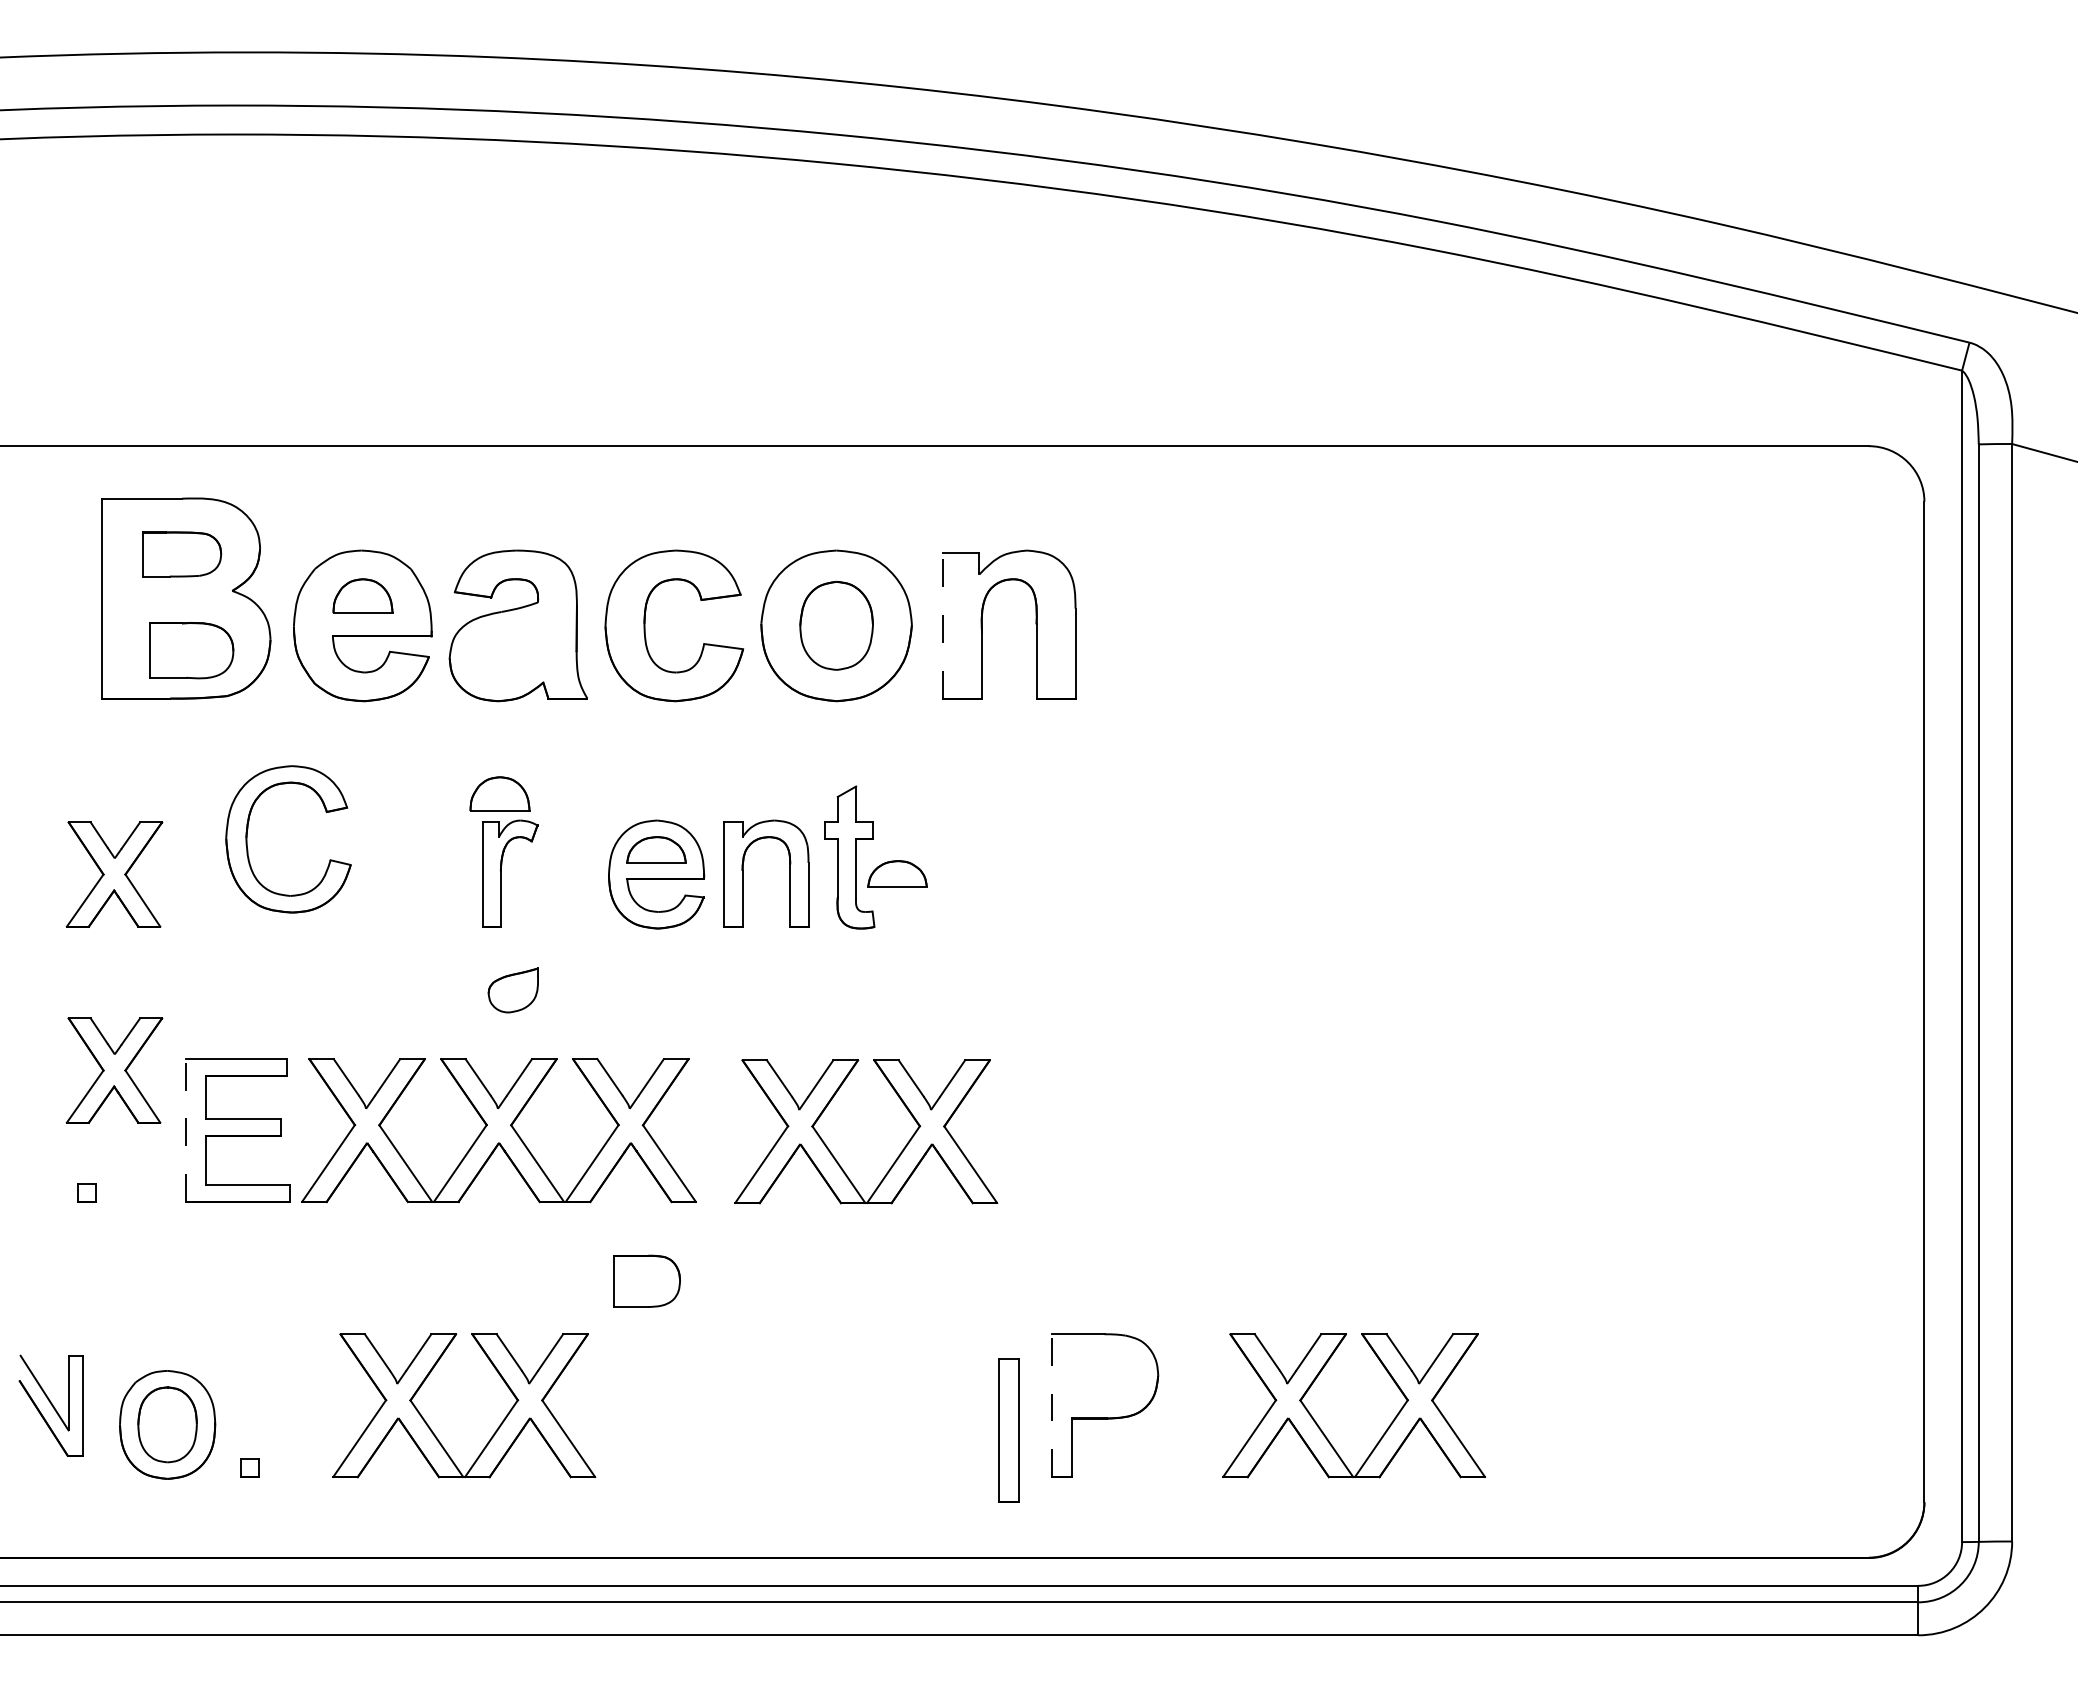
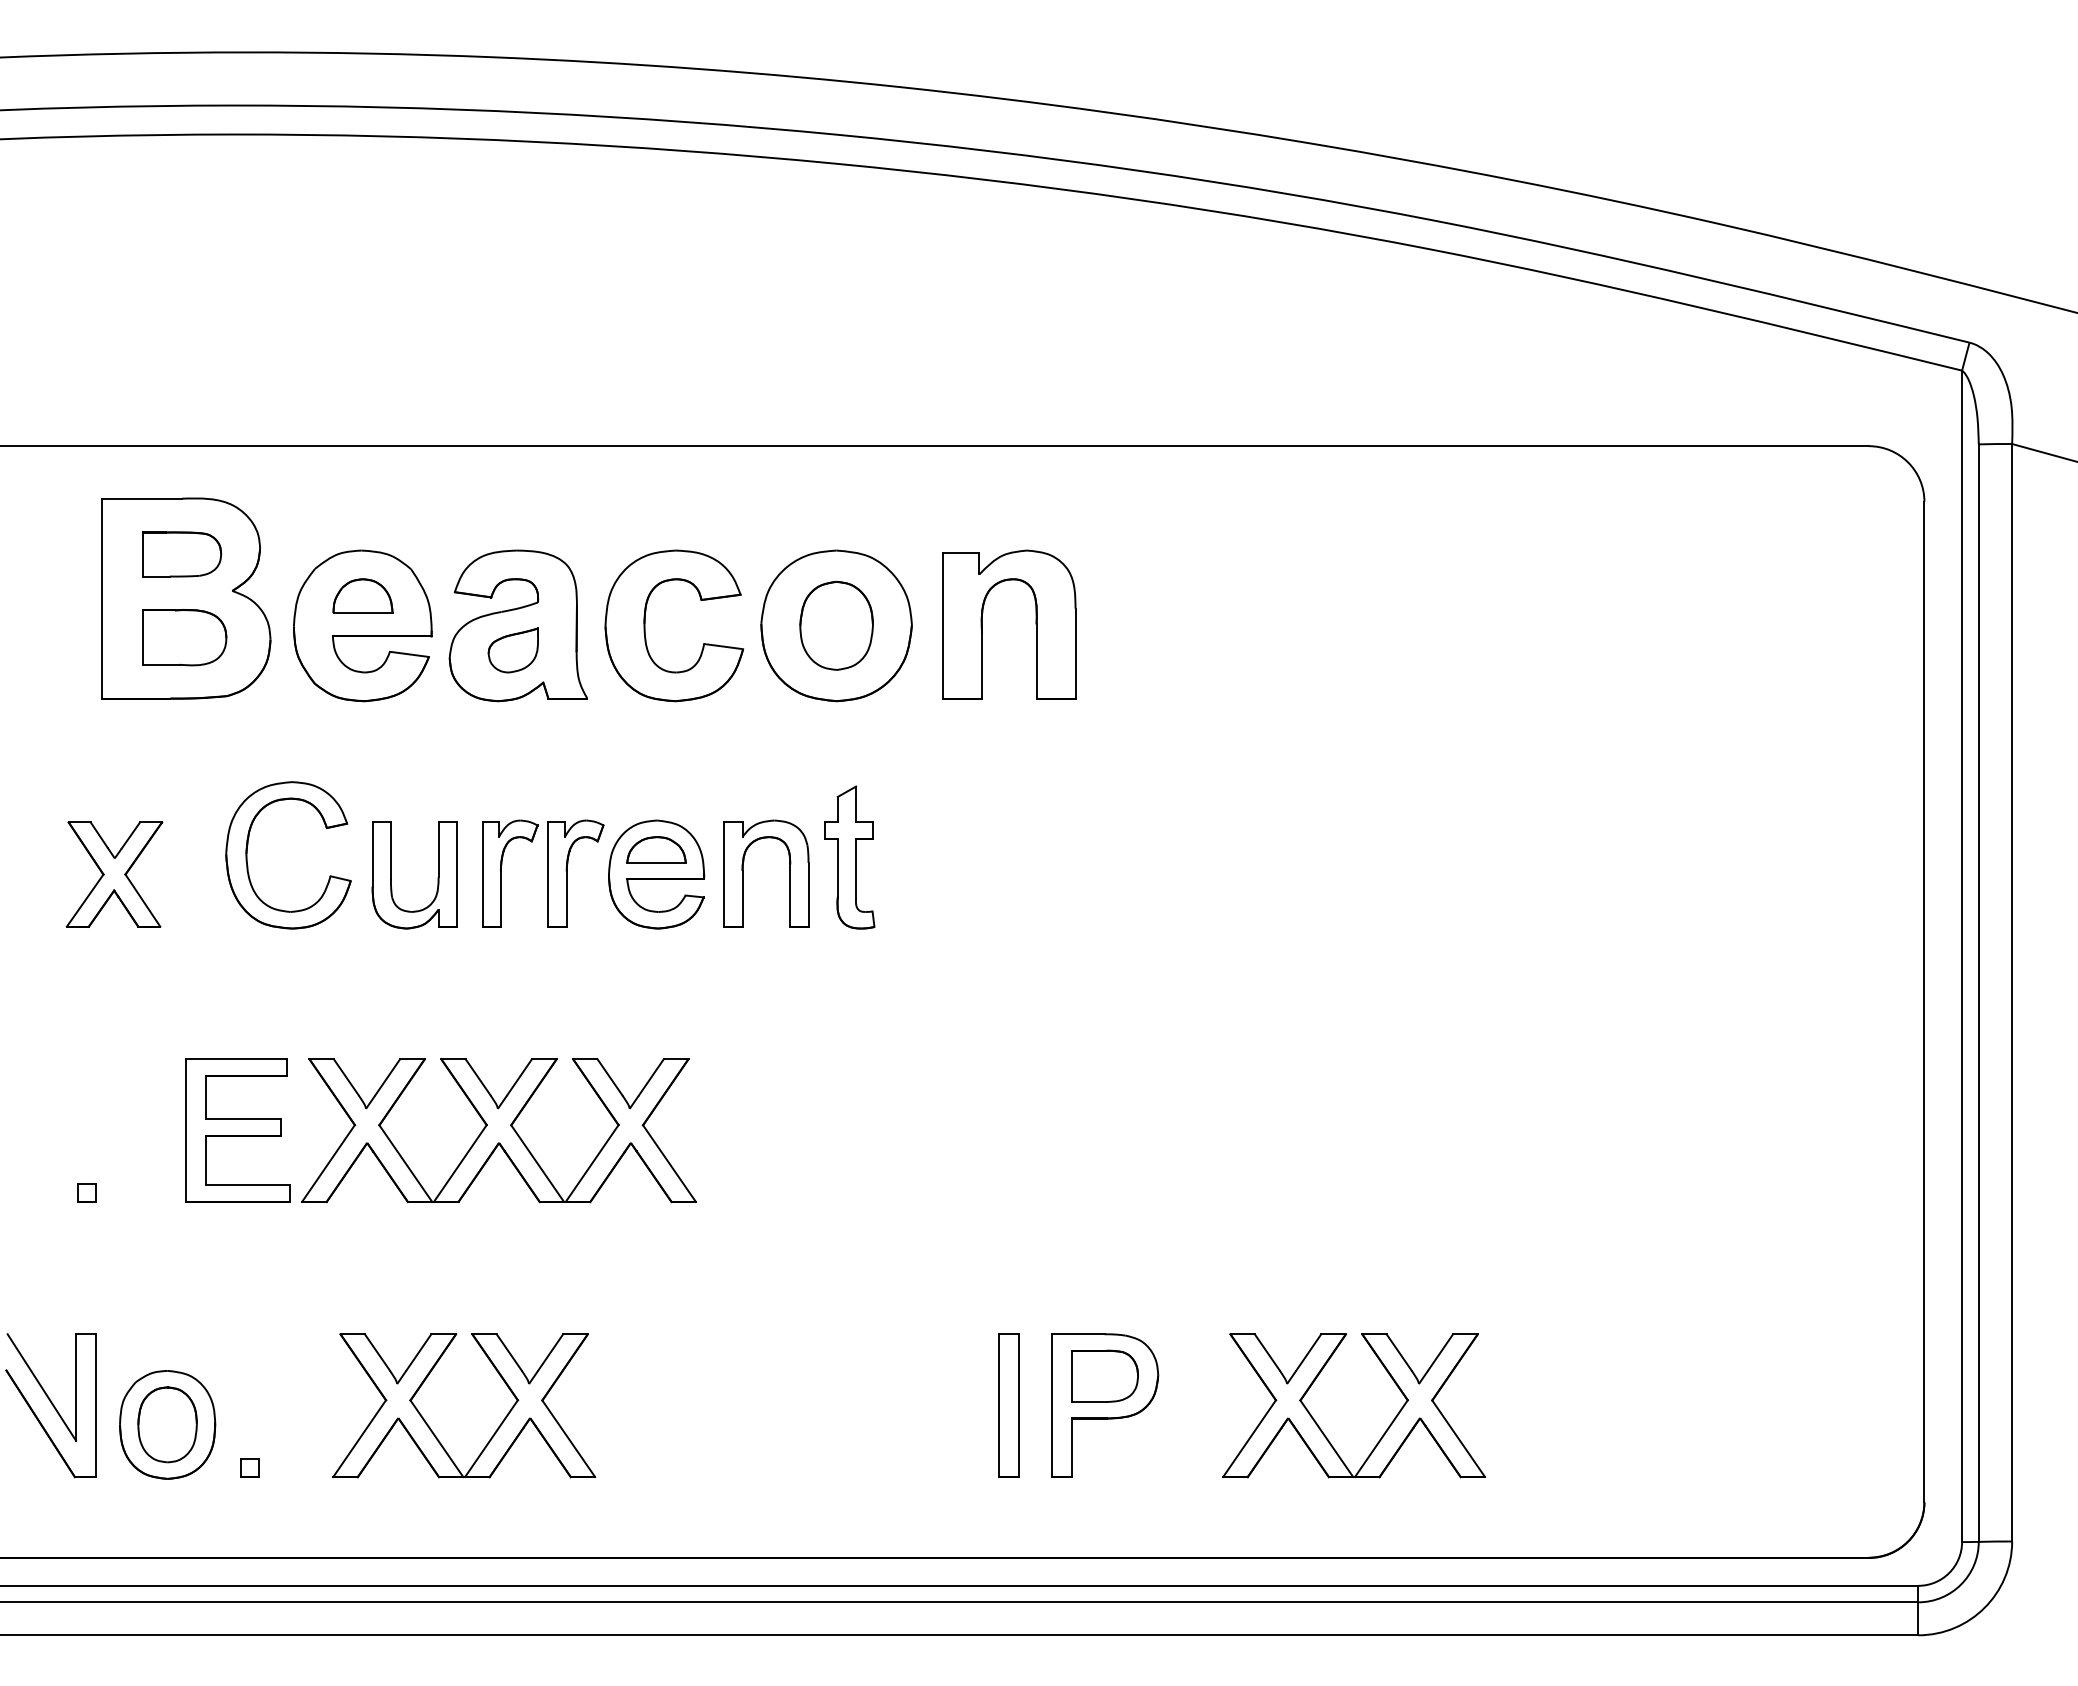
line: dashed -> solid (943, 625)
part position: (191, 650) -> (184, 637) (184, 637)
part: present -> none (499, 793)
part position: (247, 839) -> (247, 855) (247, 855)
part: none -> present (567, 873)
part: present -> none (897, 873)
part: none -> present (391, 875)
part position: (512, 990) -> (512, 650) (512, 650)
part: present -> none (114, 1070)
line: dashed -> solid (185, 1129)
part: present -> none (897, 1156)
part position: (646, 1280) -> (1104, 1375) (1104, 1375)
part size: 66x103 px -> 92x146 px (50, 1405)
line: dashed -> solid (1052, 1405)
part position: (1008, 1430) -> (1008, 1405) (1008, 1405)
